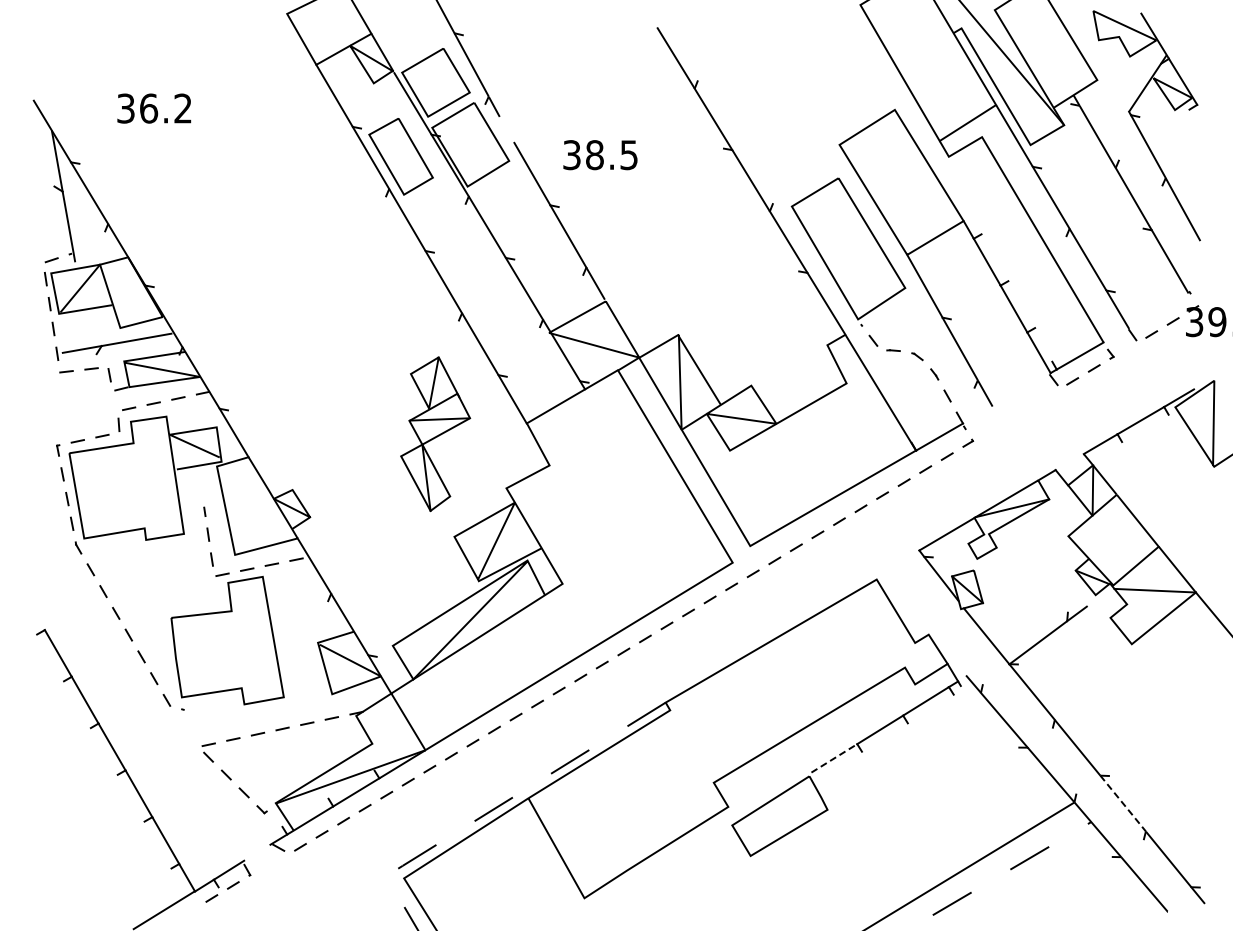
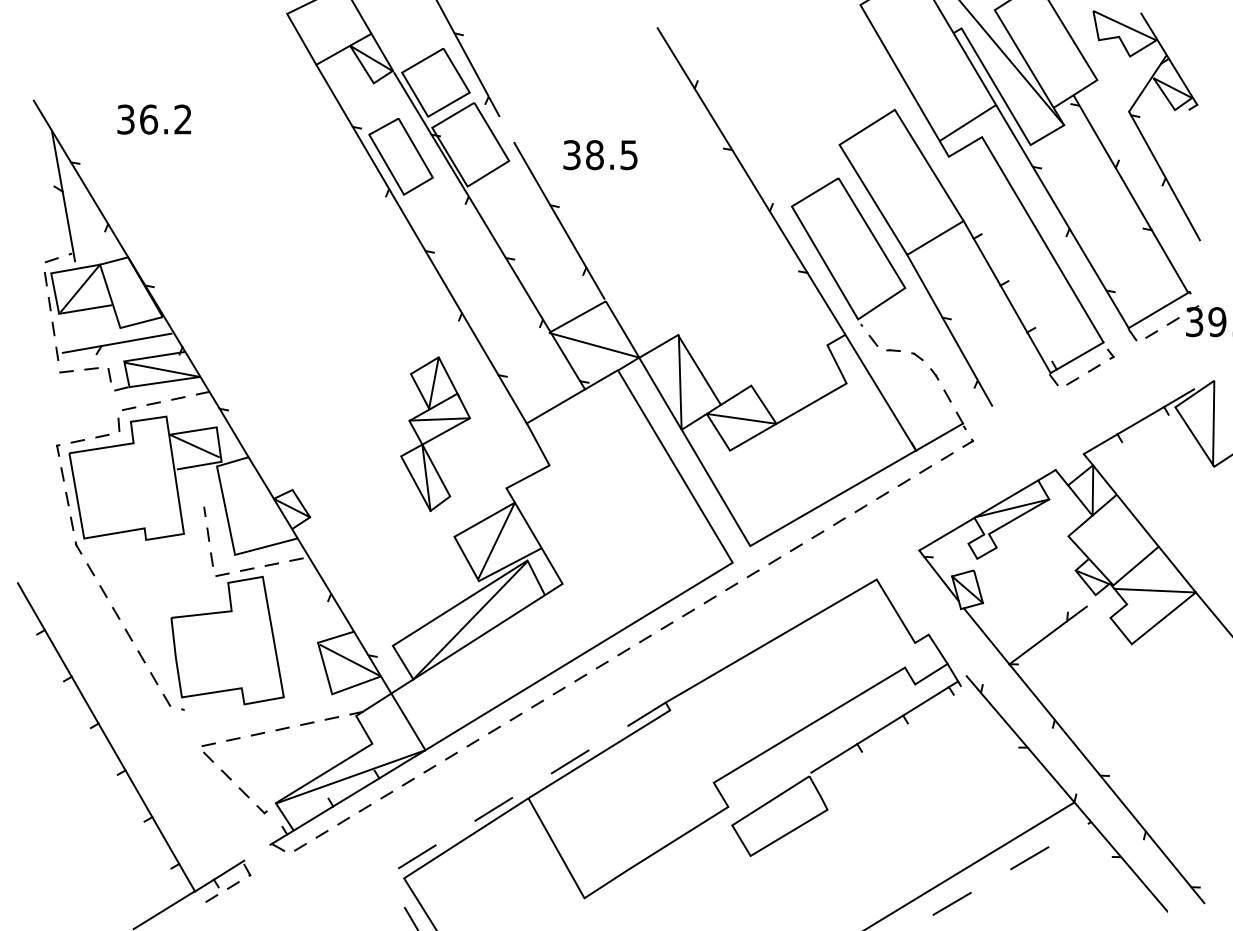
text position: (154, 108) -> (154, 119) (154, 119)
line: none -> present (1158, 310)
line: none -> present (30, 606)
line: dashed -> solid (834, 758)
line: dashed -> solid (1123, 803)
